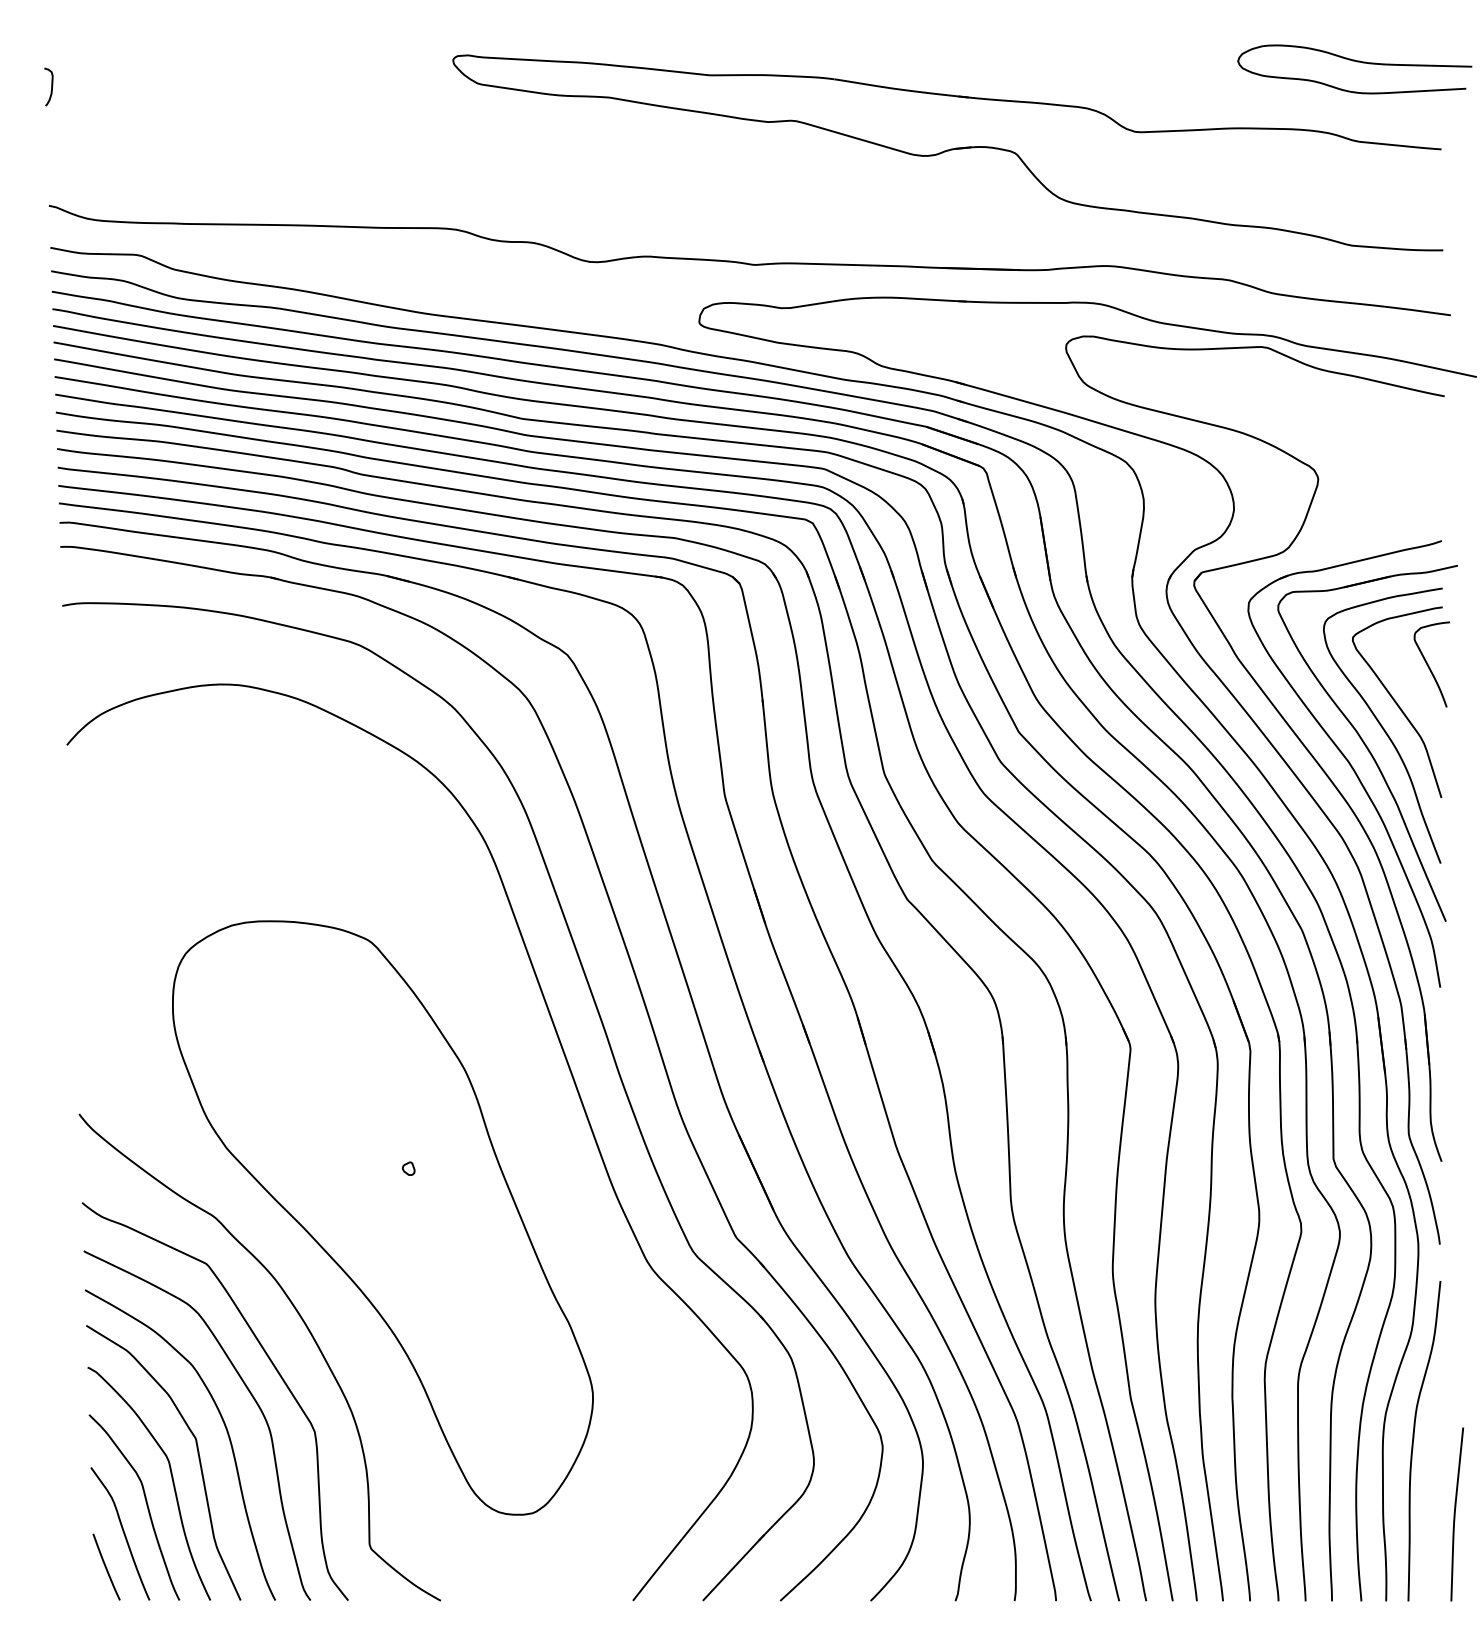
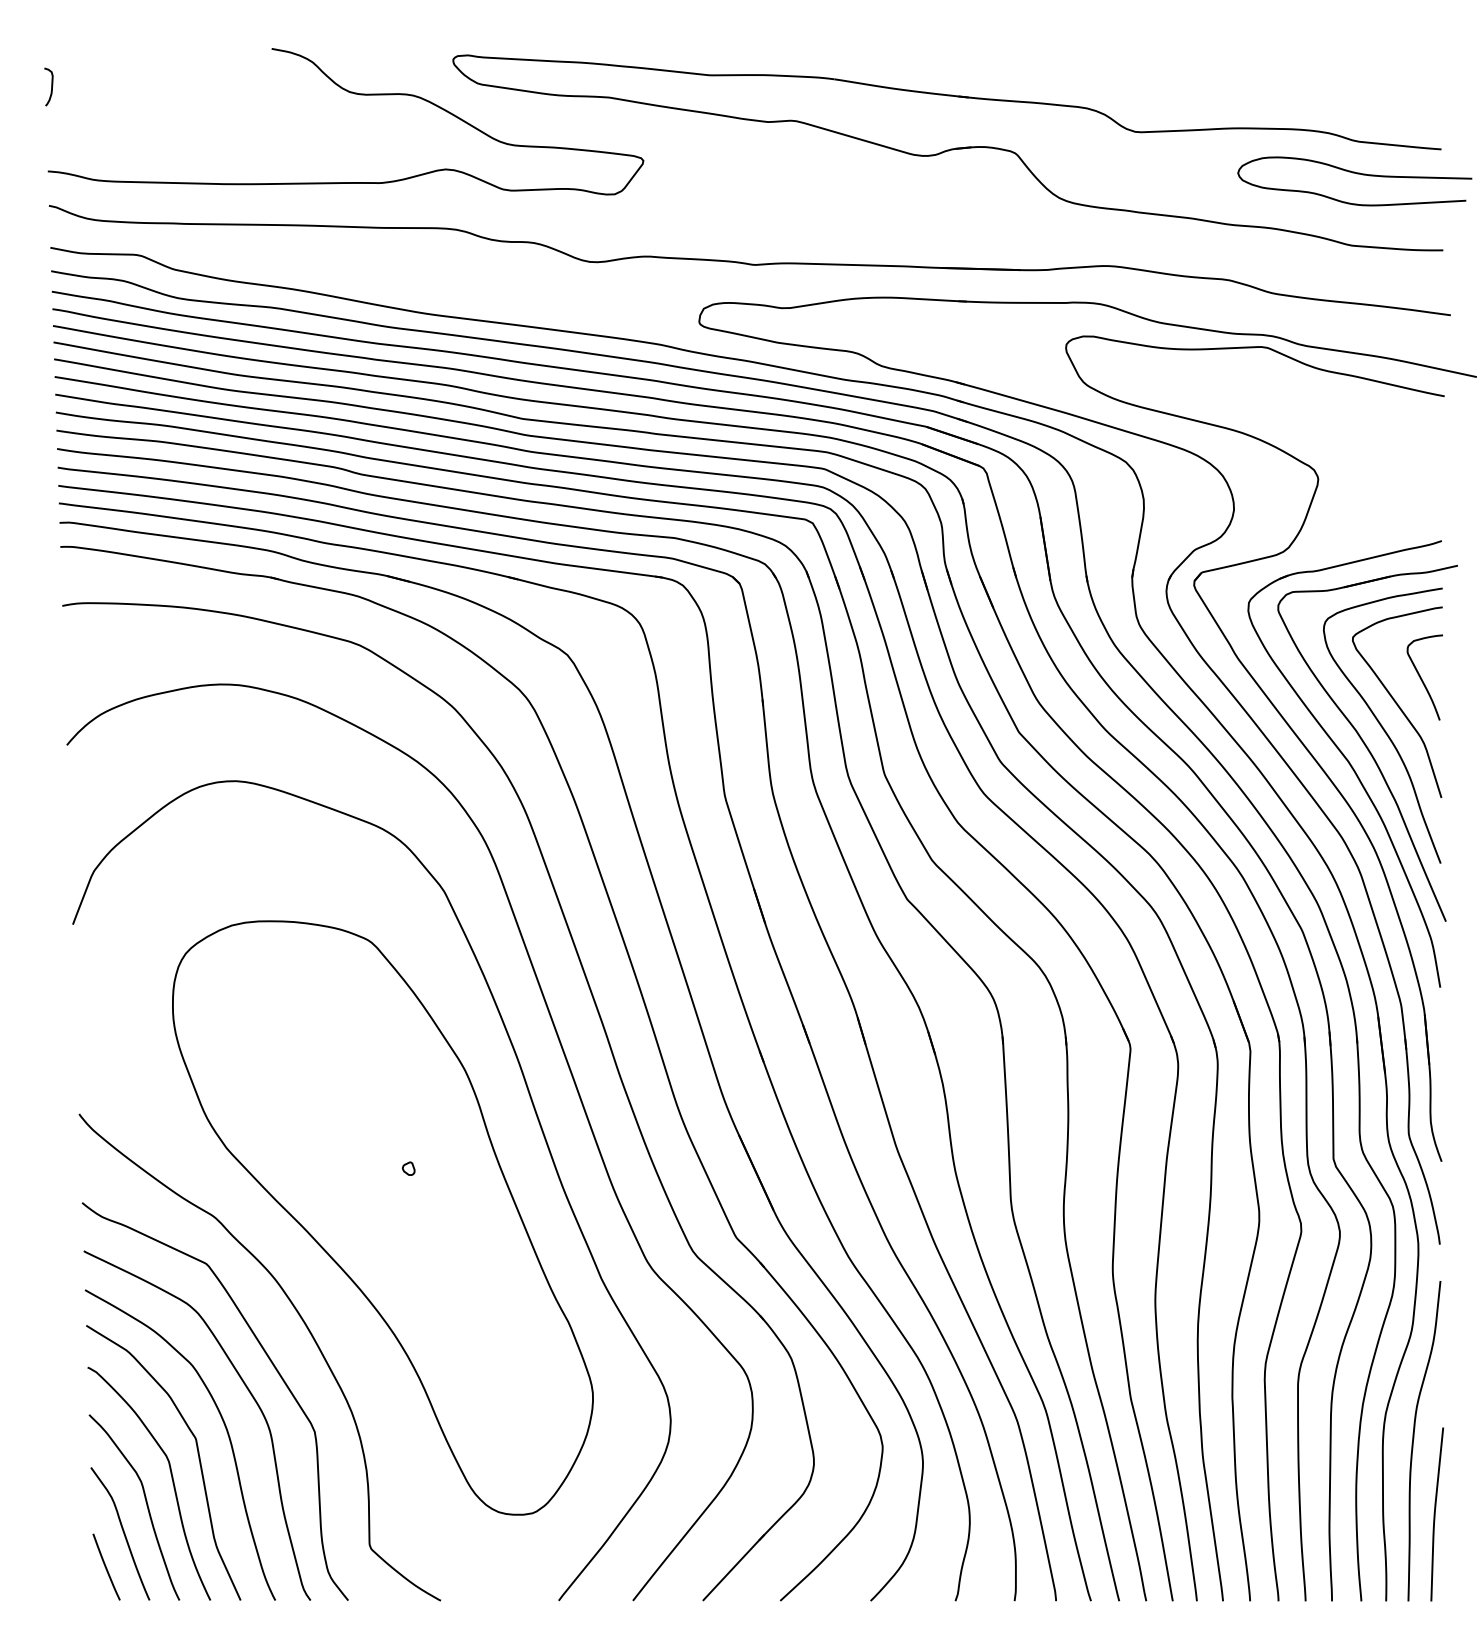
curve position: (1357, 62) -> (1357, 174) (1357, 174)
curve: none -> present (350, 93)
curve position: (1429, 666) -> (1422, 679) (1422, 679)
curve: none -> present (542, 1134)
curve position: (1455, 1514) -> (1435, 1514) (1435, 1514)
